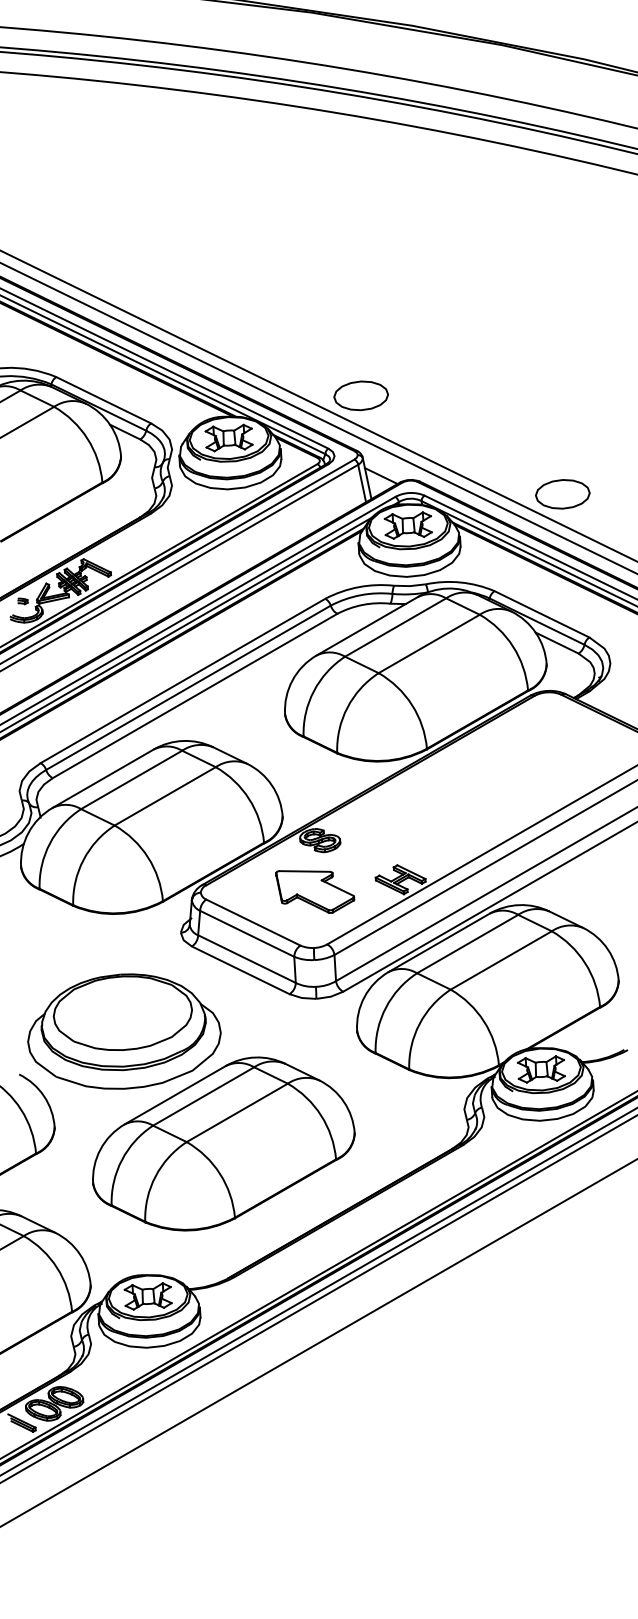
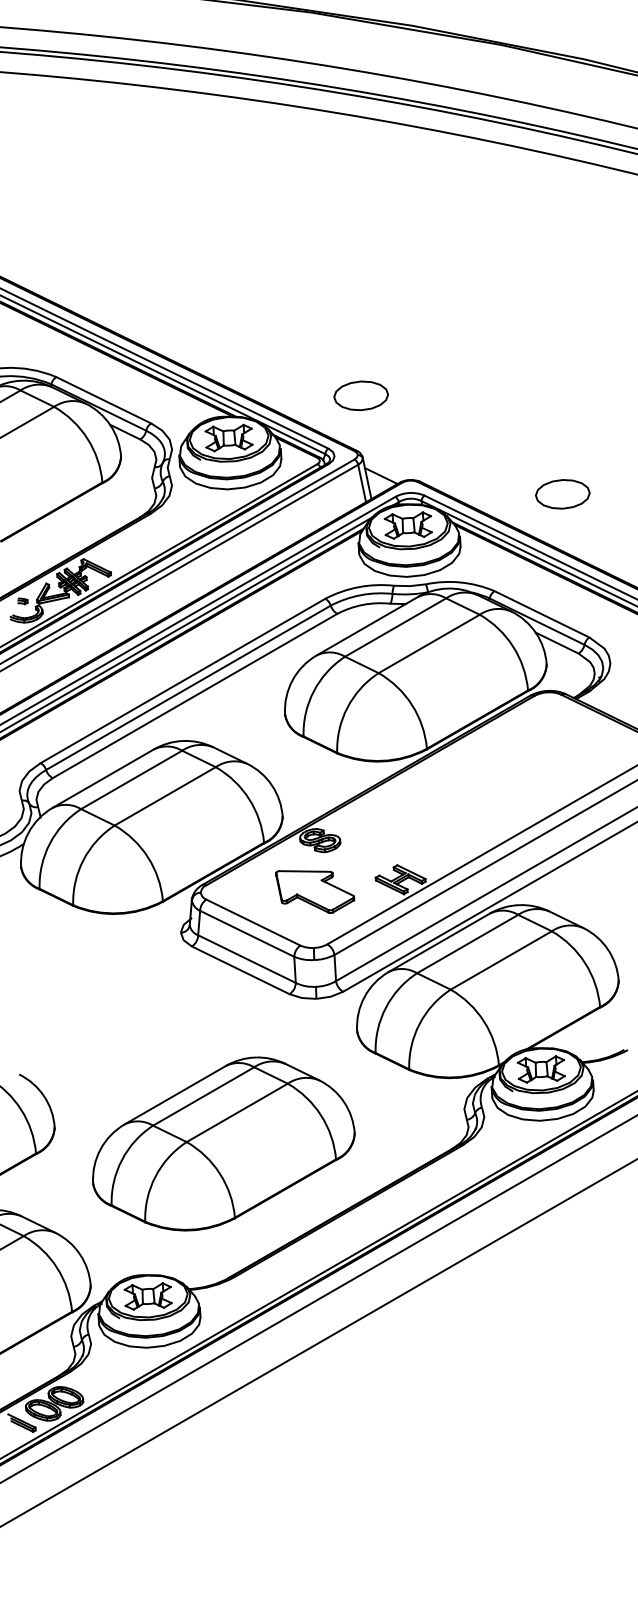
line: present -> none (318, 405)
line: present -> none (318, 417)
part: present -> none (124, 1031)
line: present -> none (318, 1291)
